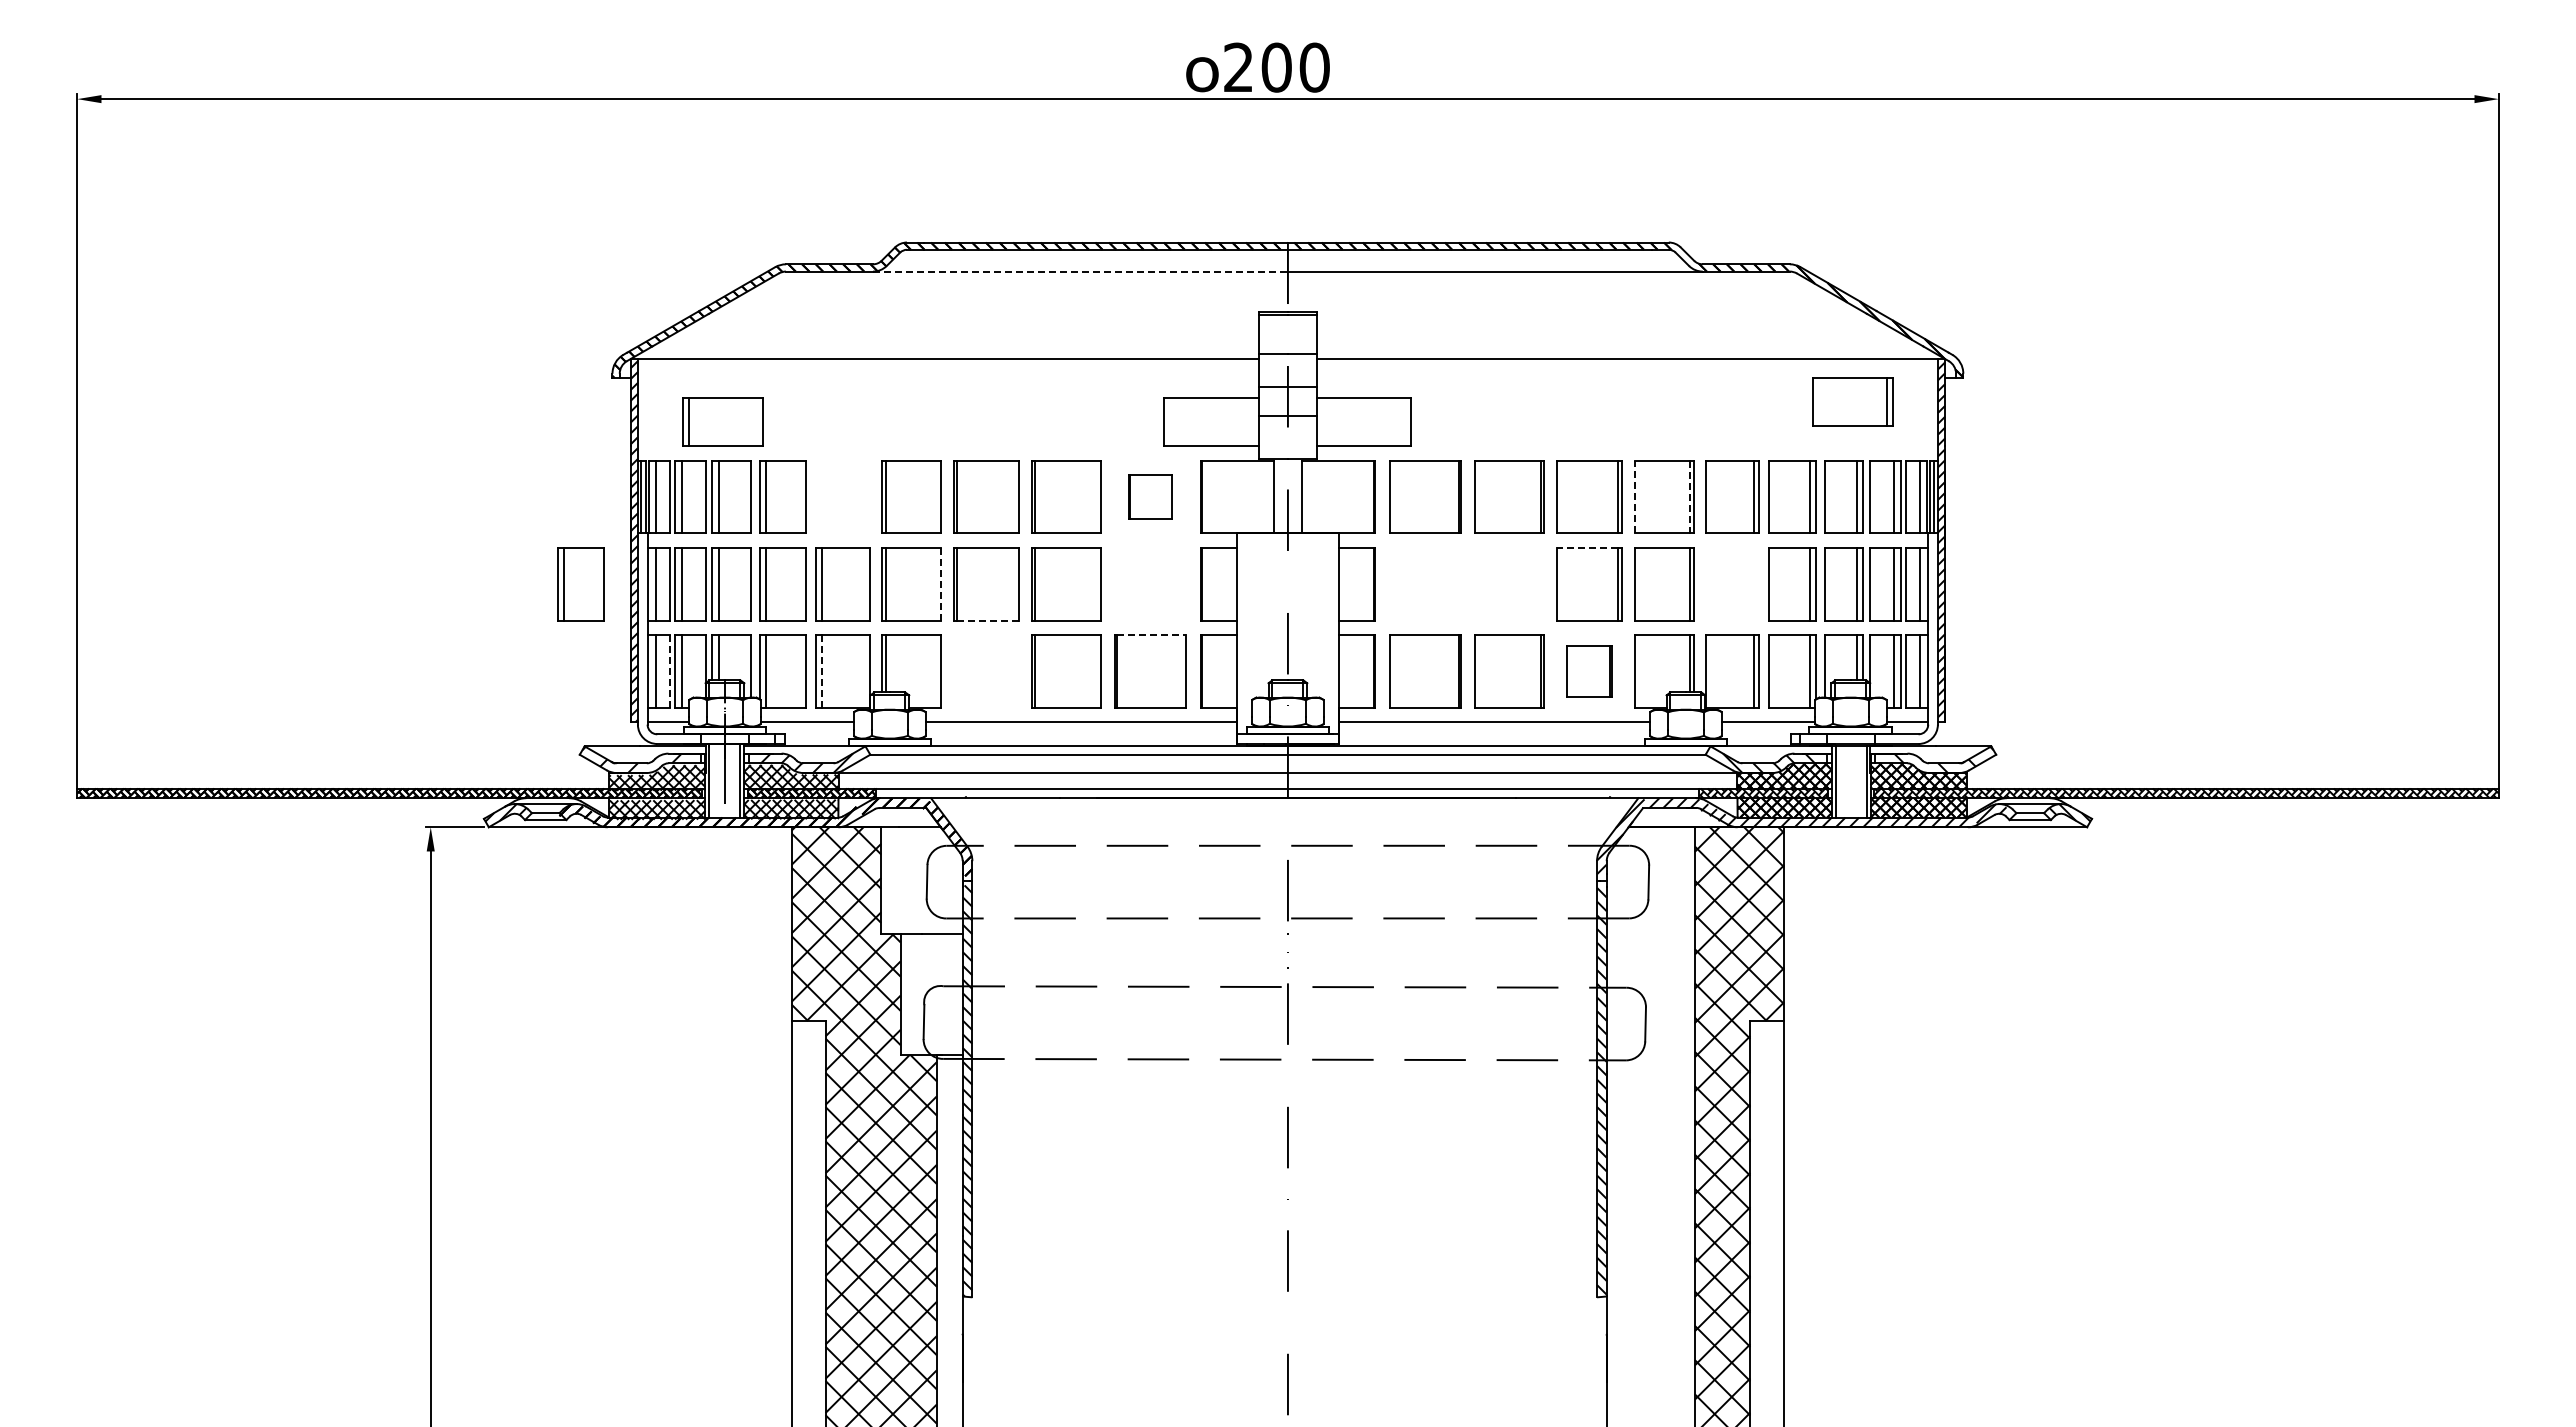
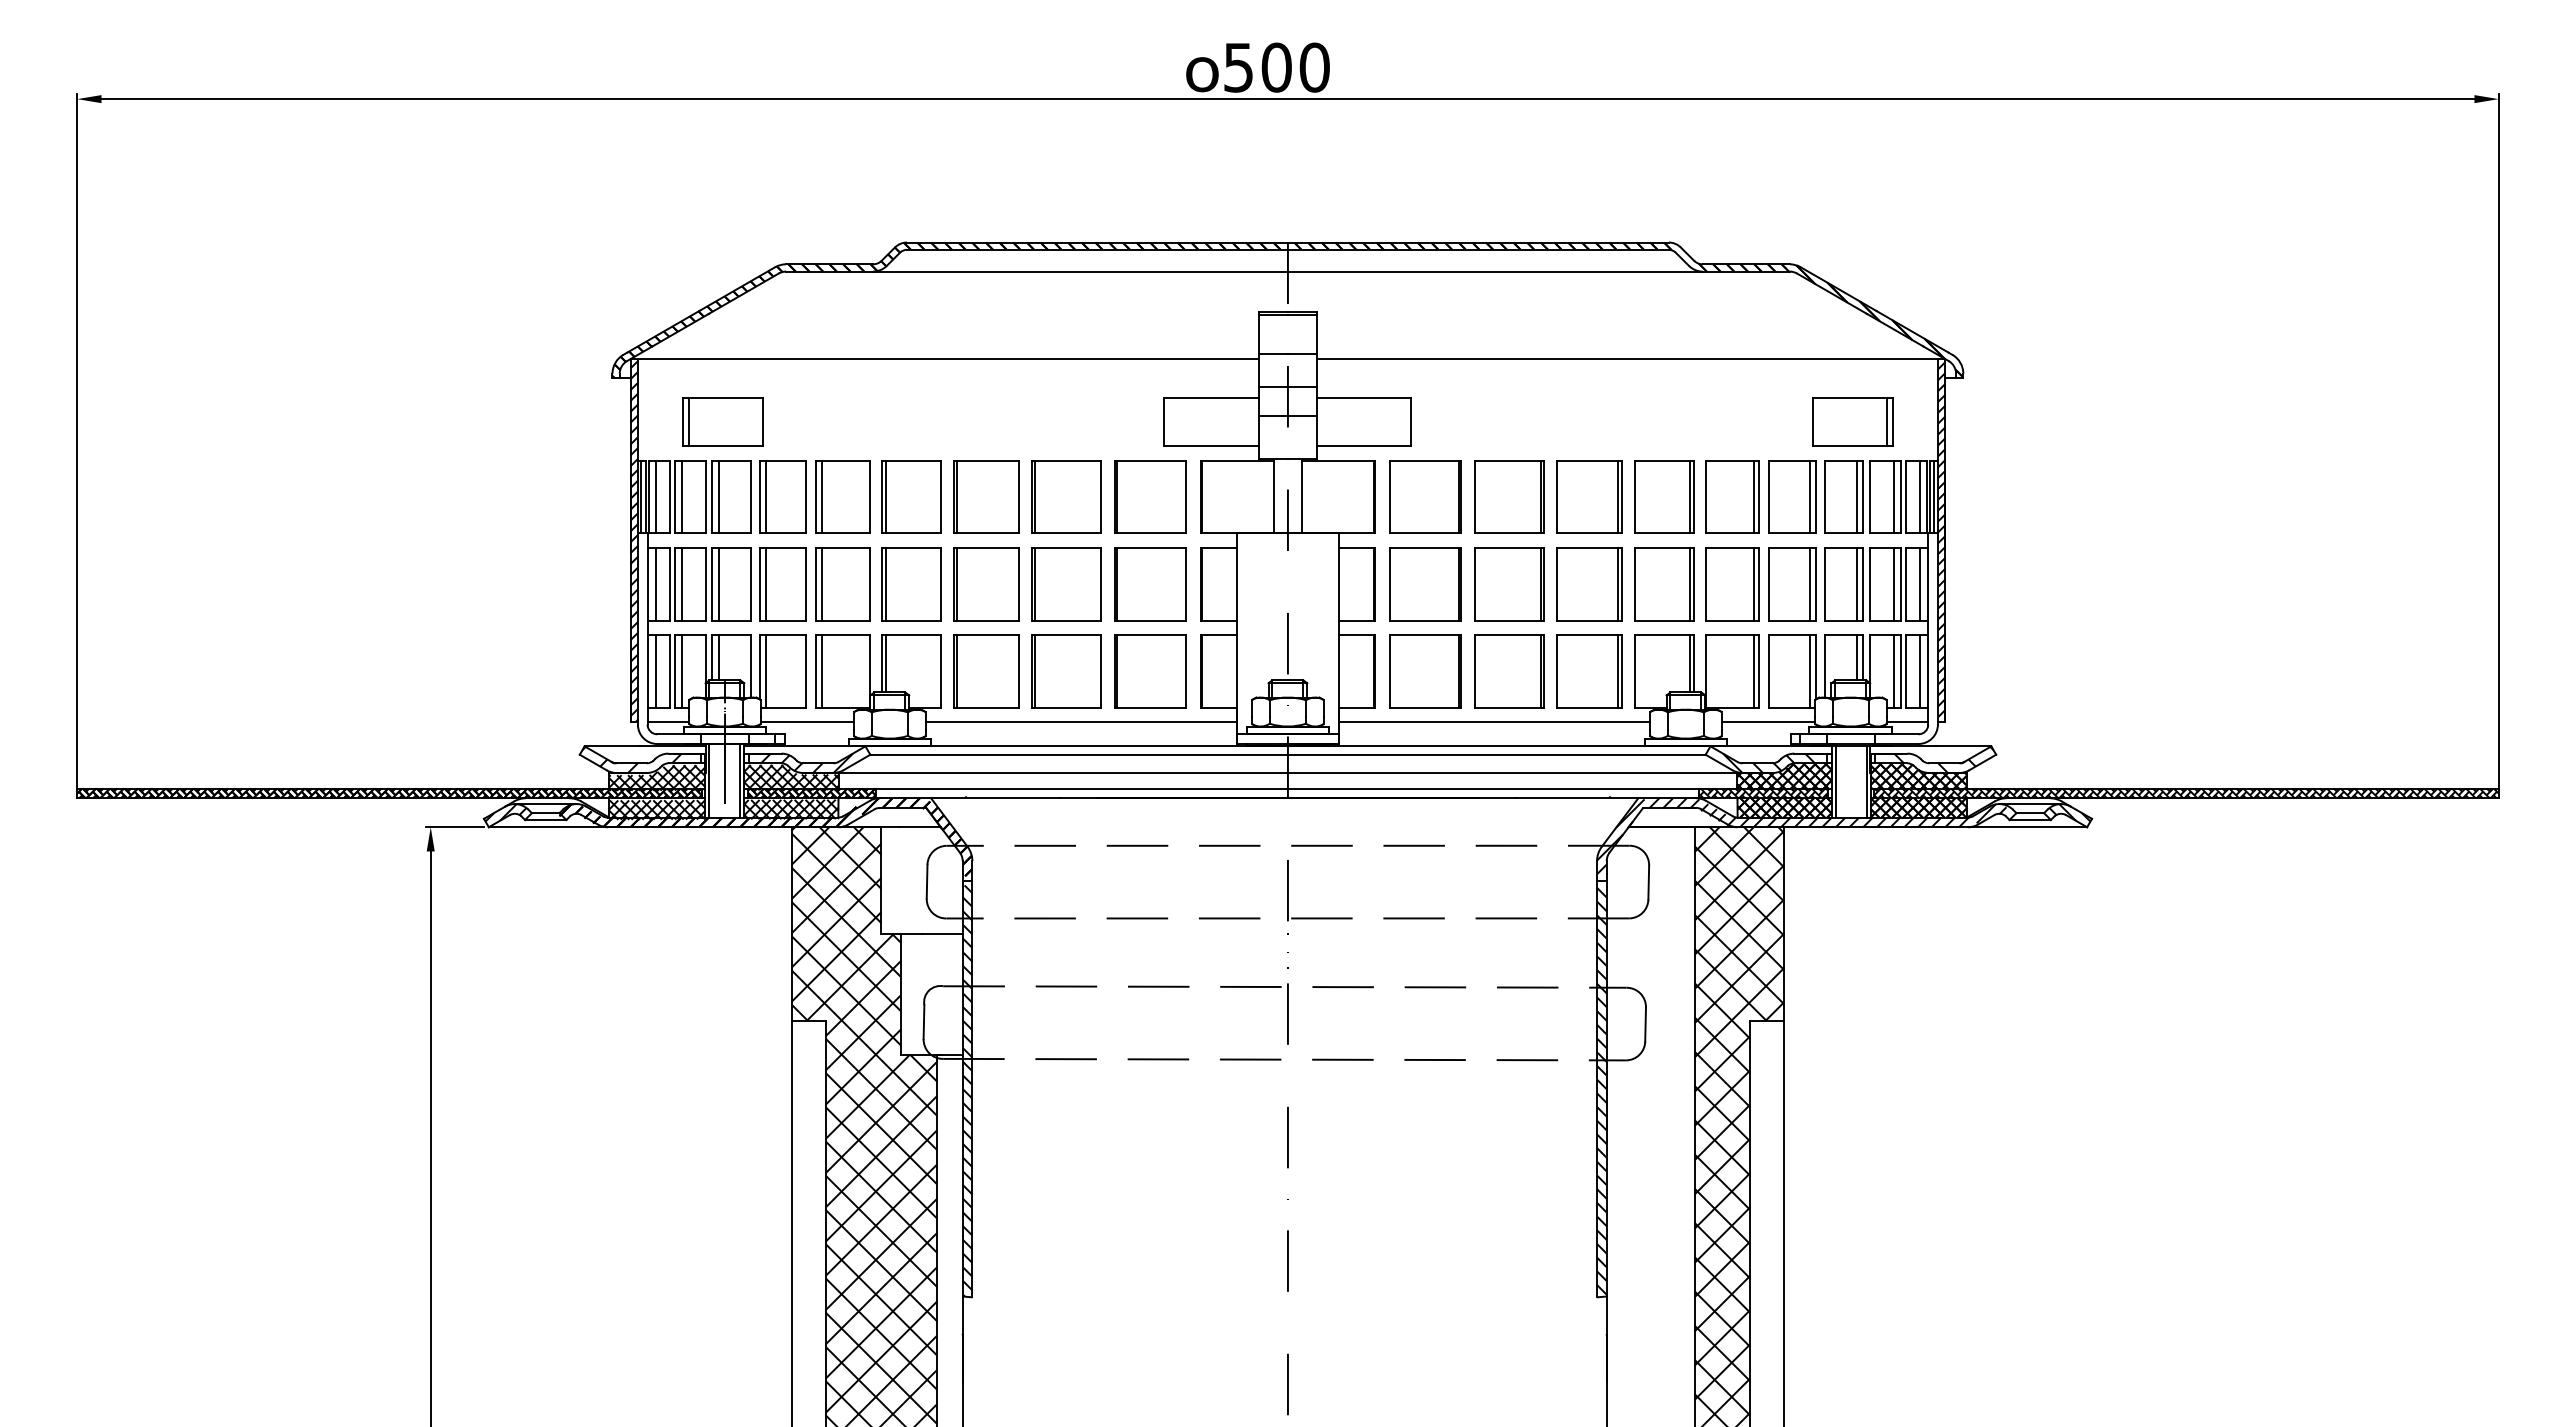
text: 200 -> 500 (1238, 67)
line: dashed -> solid (1081, 271)
part position: (1852, 401) -> (1852, 421) (1852, 421)
part: none -> present (842, 496)
part size: 45x46 px -> 73x74 px (1150, 496)
line: dashed -> solid (1634, 496)
line: dashed -> solid (1689, 497)
line: dashed -> solid (1587, 547)
line: dashed -> solid (941, 583)
part: present -> none (580, 584)
part: none -> present (1150, 584)
part: none -> present (1425, 584)
part: none -> present (1509, 584)
part: none -> present (1732, 584)
line: dashed -> solid (988, 620)
line: dashed -> solid (1151, 635)
line: dashed -> solid (670, 670)
line: dashed -> solid (821, 671)
part: none -> present (986, 671)
part size: 47x53 px -> 67x75 px (1589, 671)
